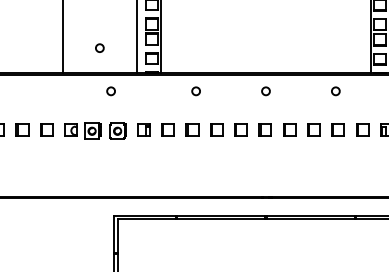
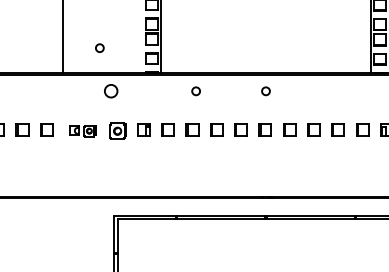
line: present -> none (136, 37)
circle size: 10x11 px -> 15x15 px (111, 91)
circle: present -> none (335, 91)
part size: 38x18 px -> 28x13 px (82, 131)
